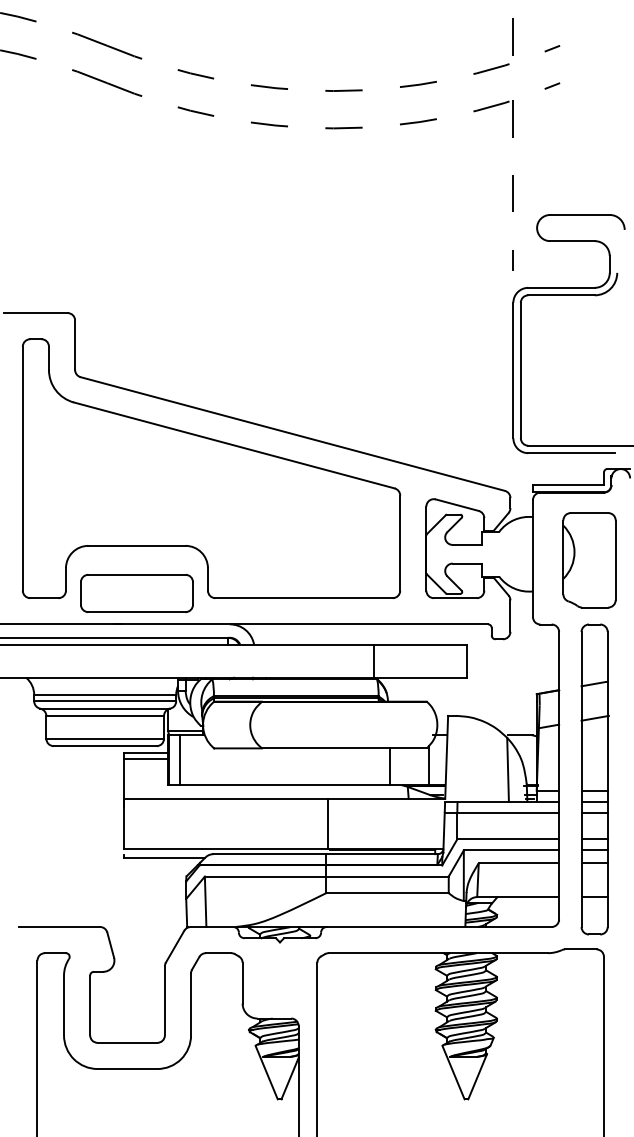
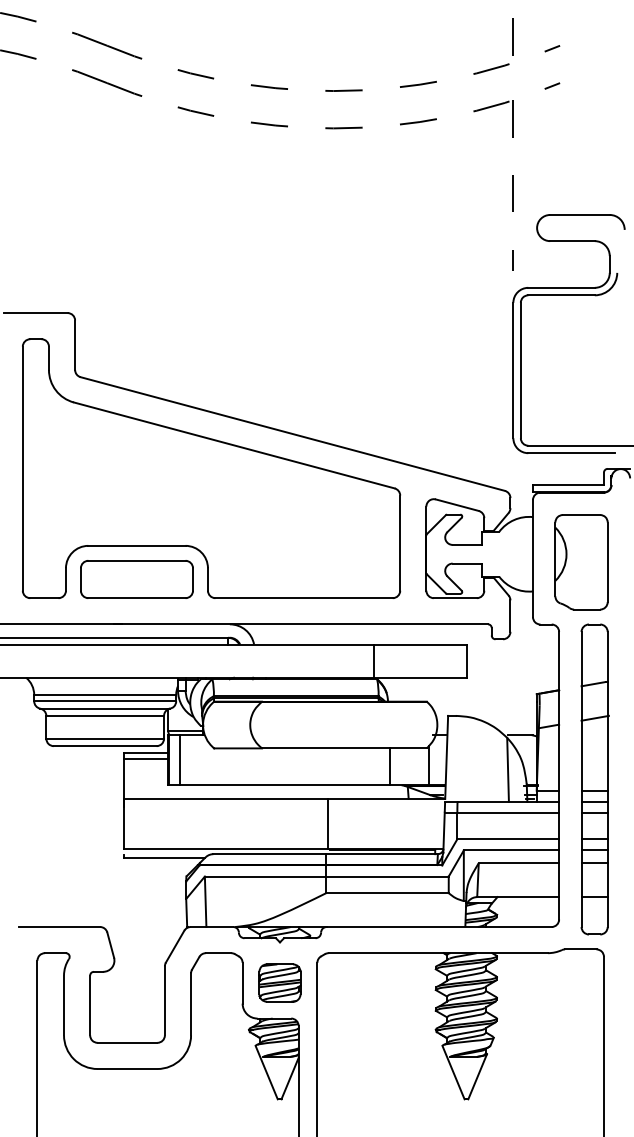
part position: (589, 560) -> (581, 562) (581, 562)
part position: (136, 593) -> (136, 579) (136, 579)
part: none -> present (279, 982)
